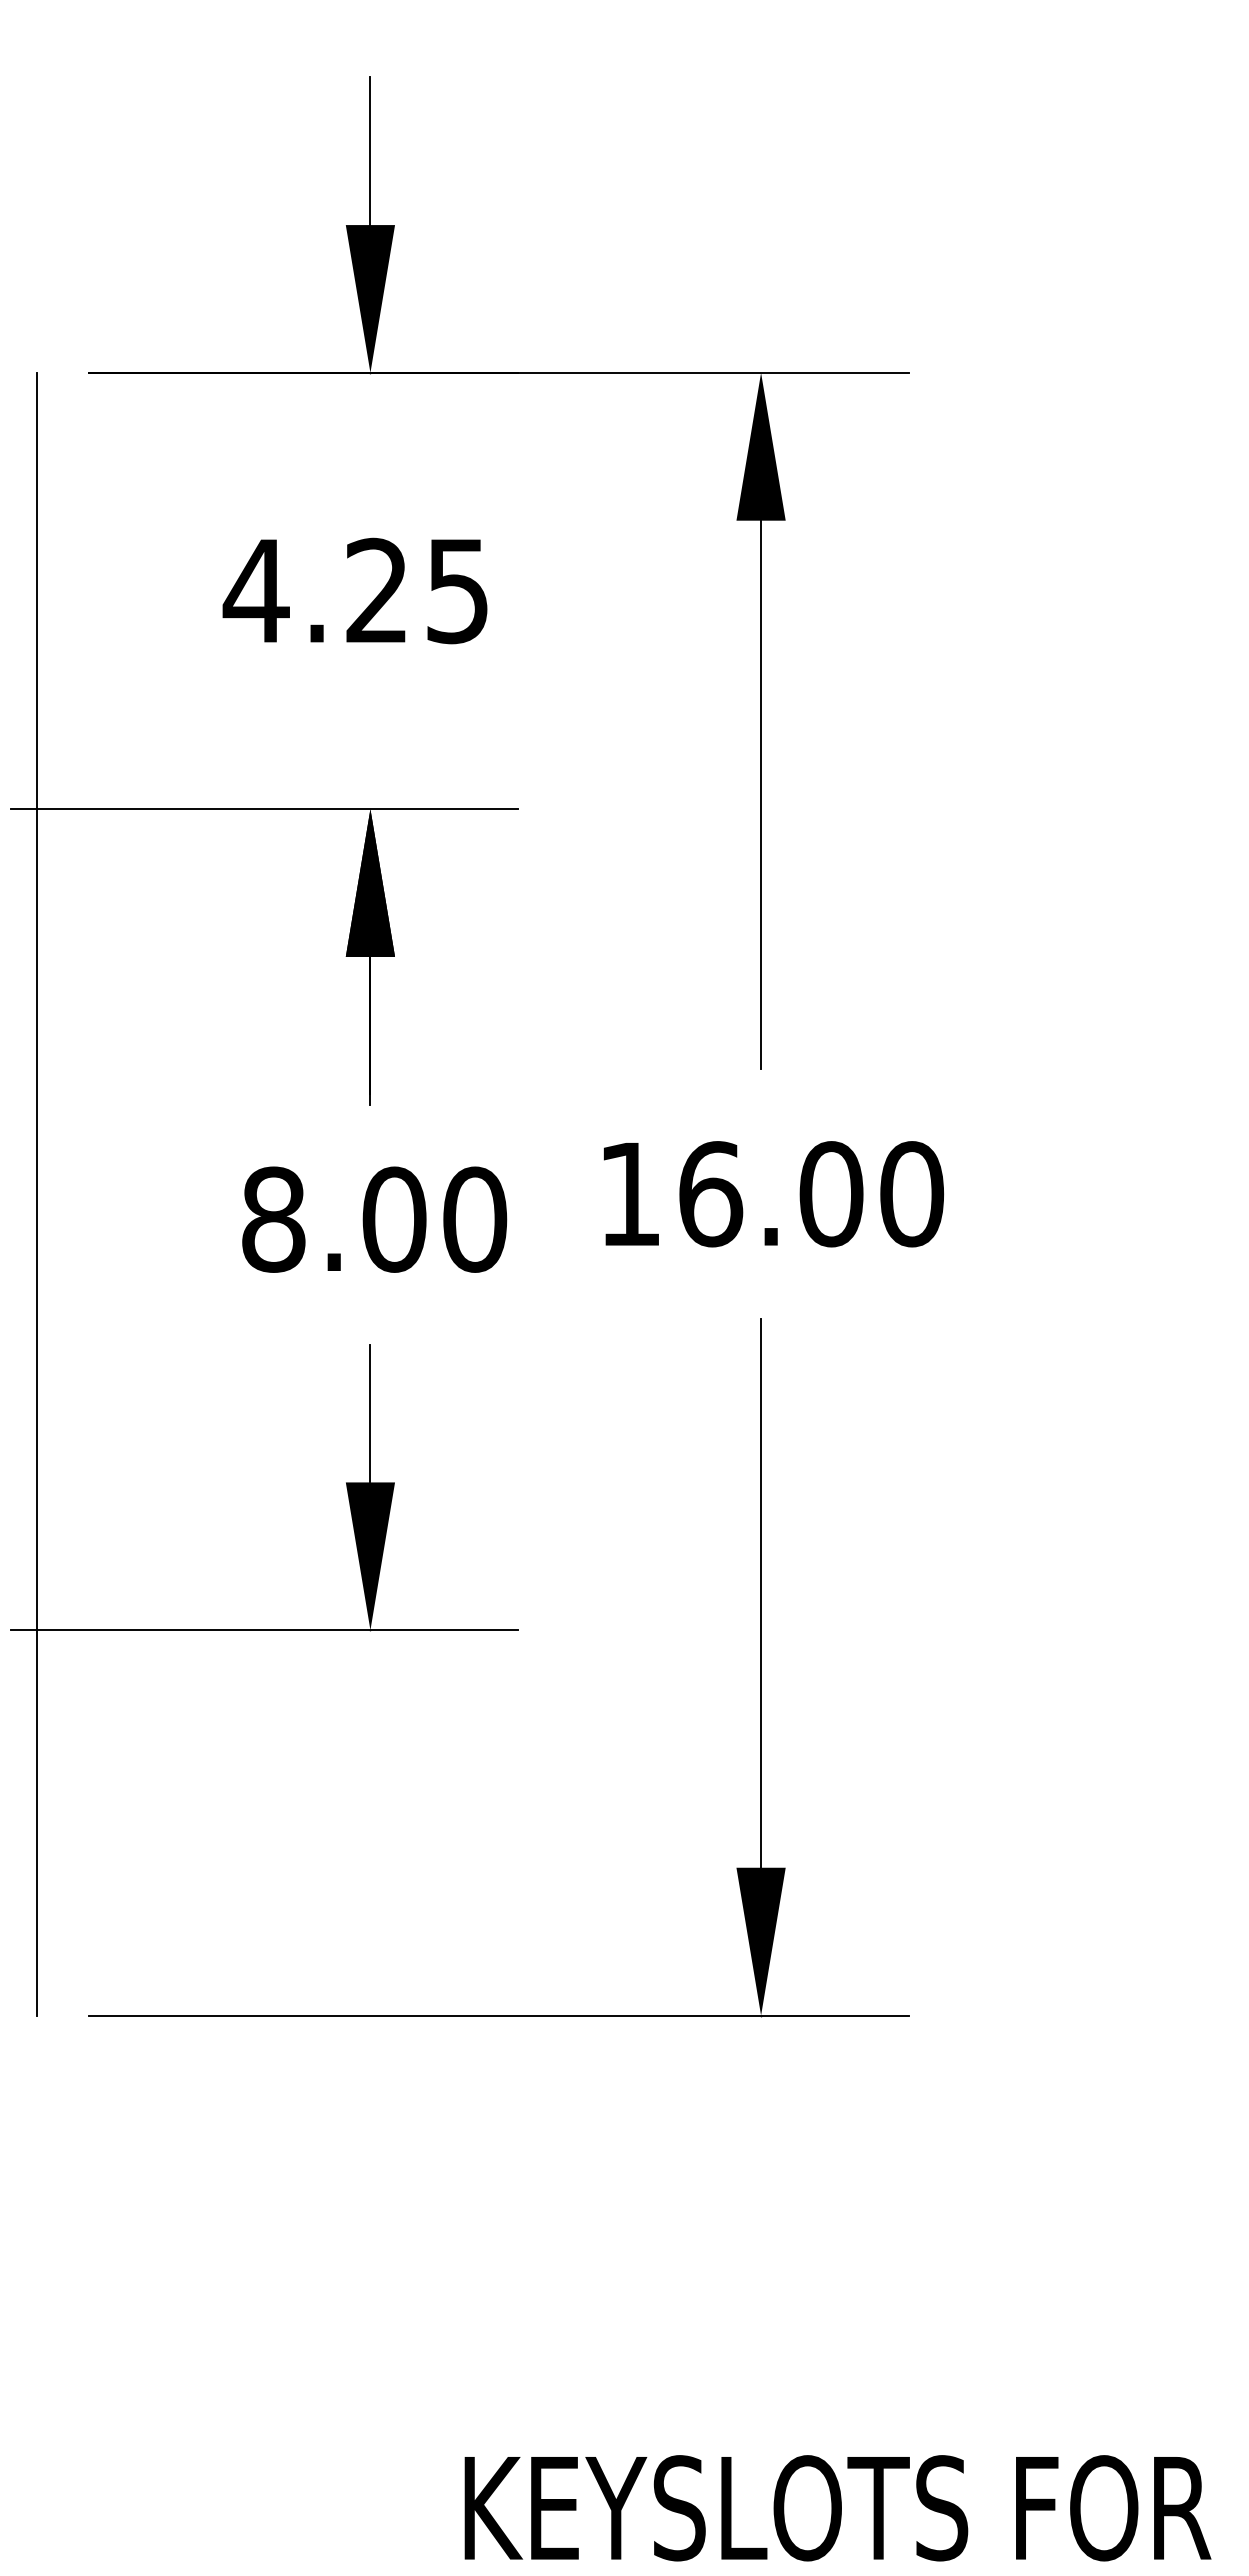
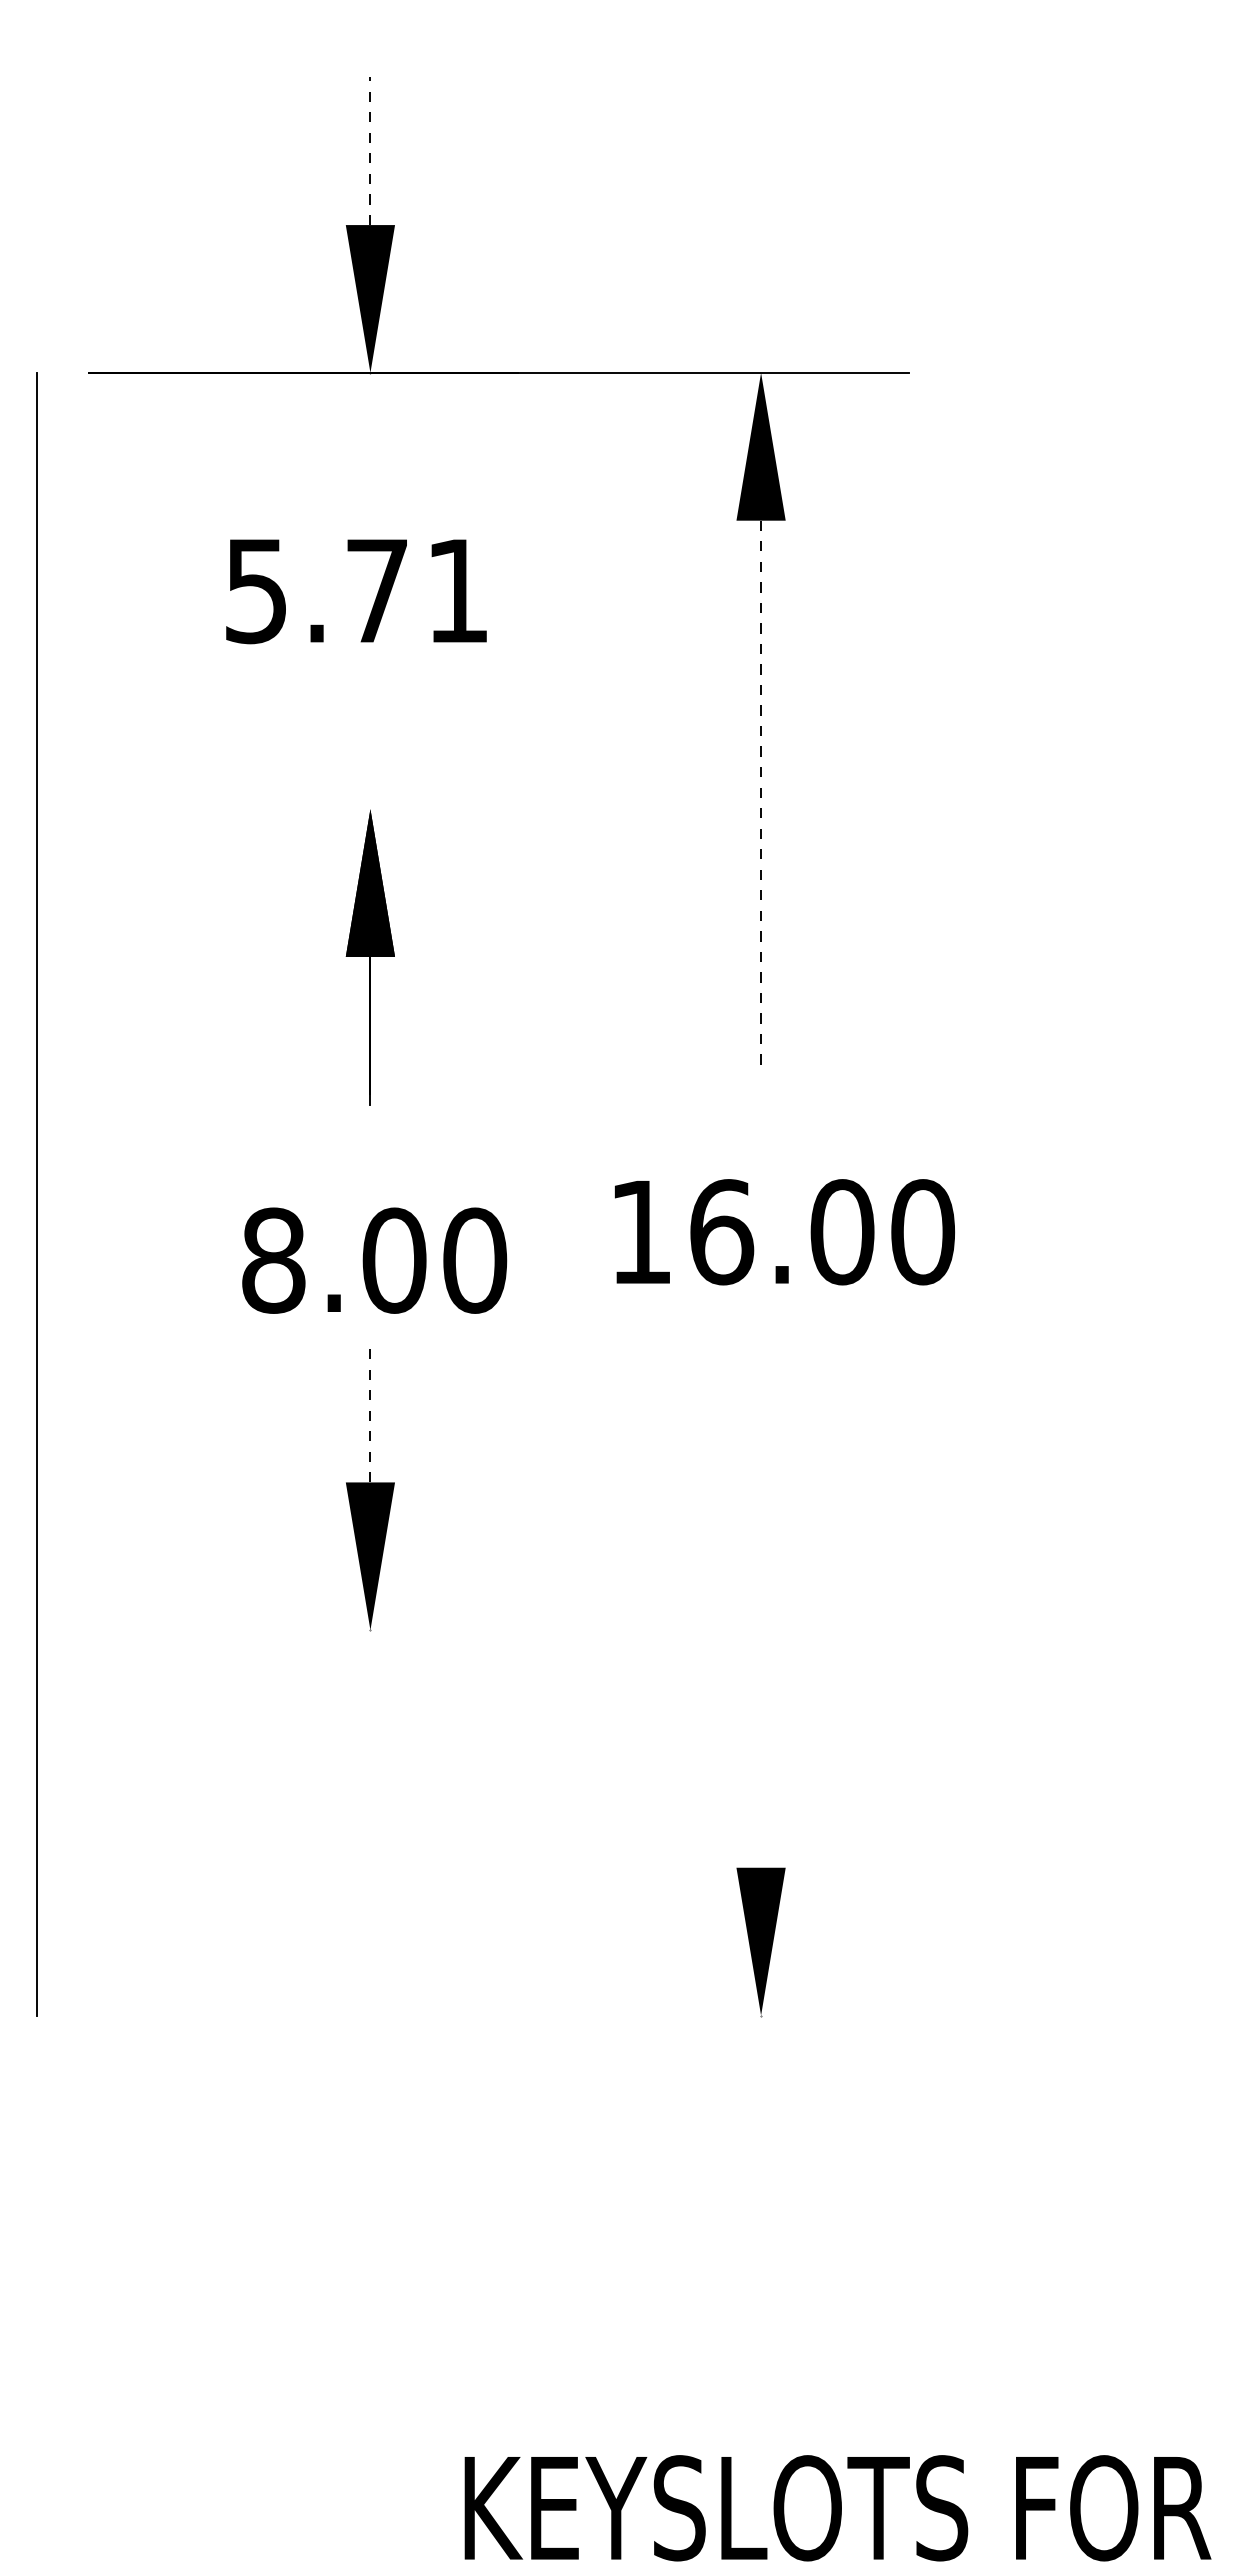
line: solid -> dashed (370, 151)
text: 4.25 -> 5.71 (354, 590)
line: solid -> dashed (761, 795)
line: present -> none (264, 809)
text position: (773, 1194) -> (784, 1232) (784, 1232)
text position: (374, 1219) -> (374, 1260) (374, 1260)
line: solid -> dashed (370, 1413)
line: present -> none (761, 1593)
line: present -> none (264, 1630)
line: present -> none (498, 2015)
